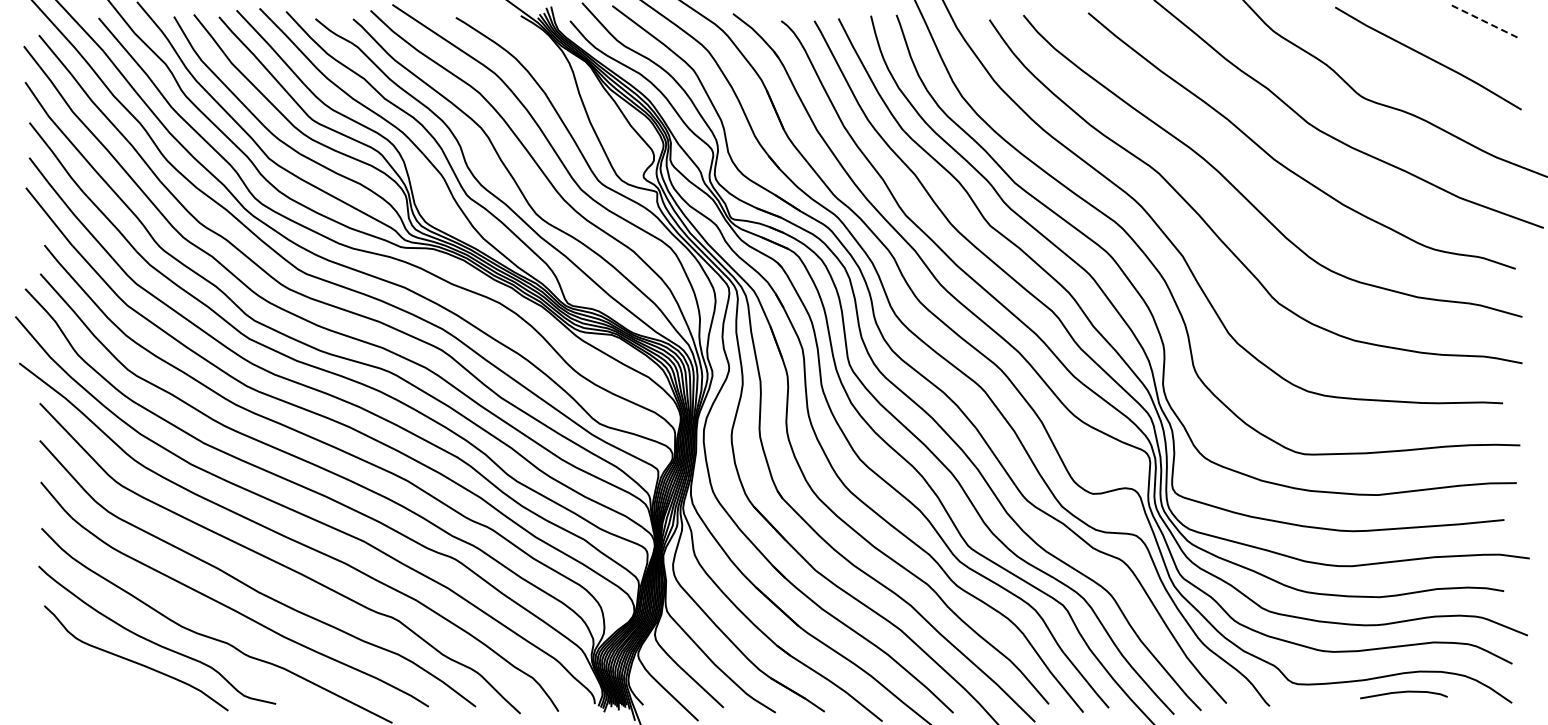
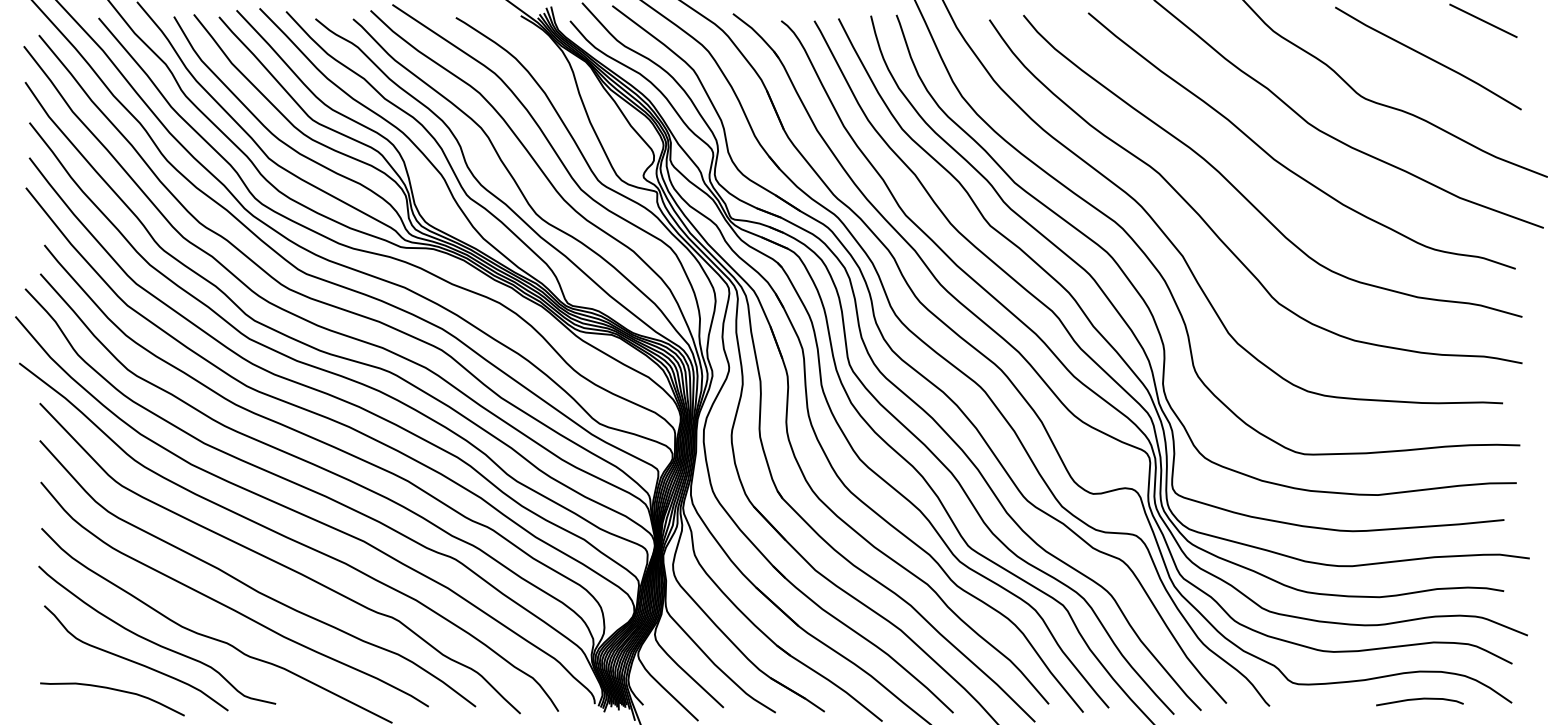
line: dashed -> solid (1483, 20)
curve: none -> present (113, 690)
curve position: (1403, 692) -> (1419, 699) (1419, 699)
